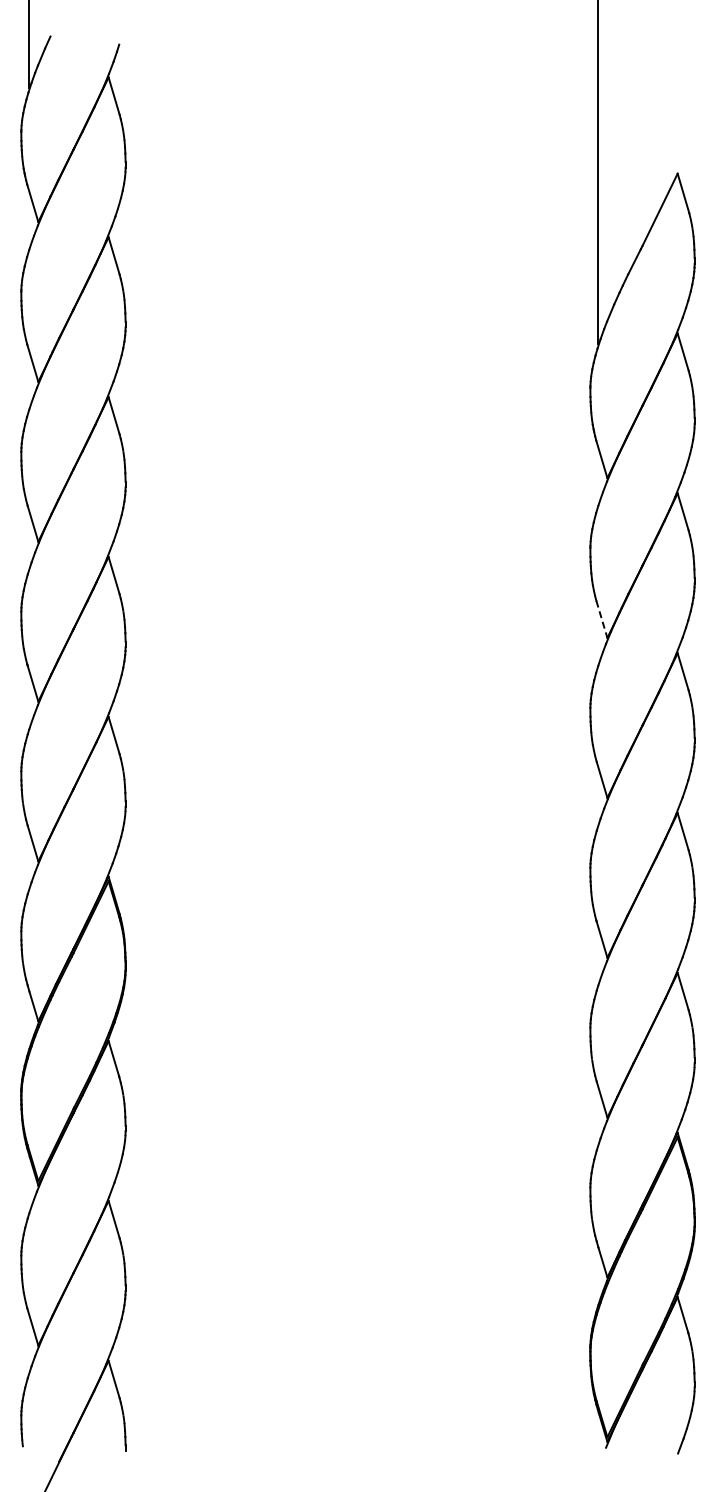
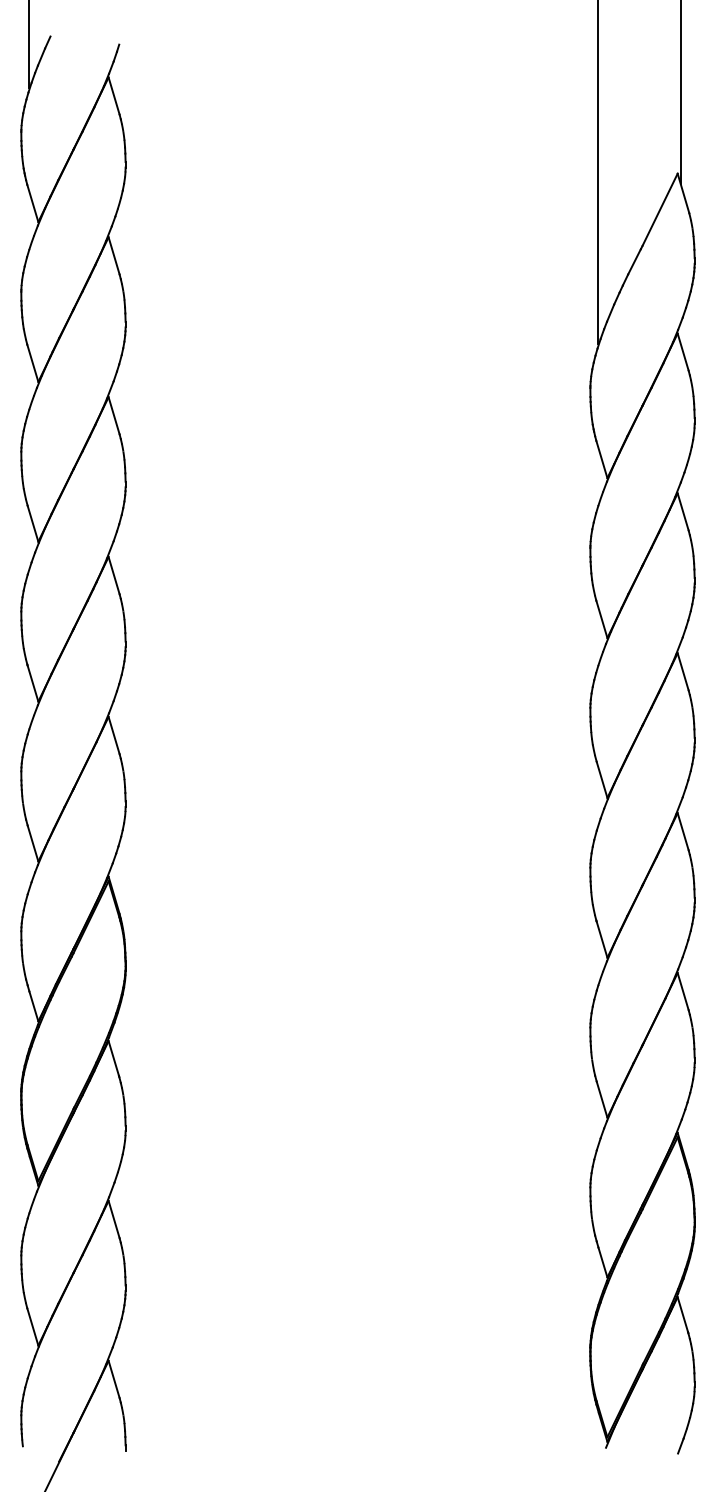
line: none -> present (680, 92)
line: dashed -> solid (602, 619)
